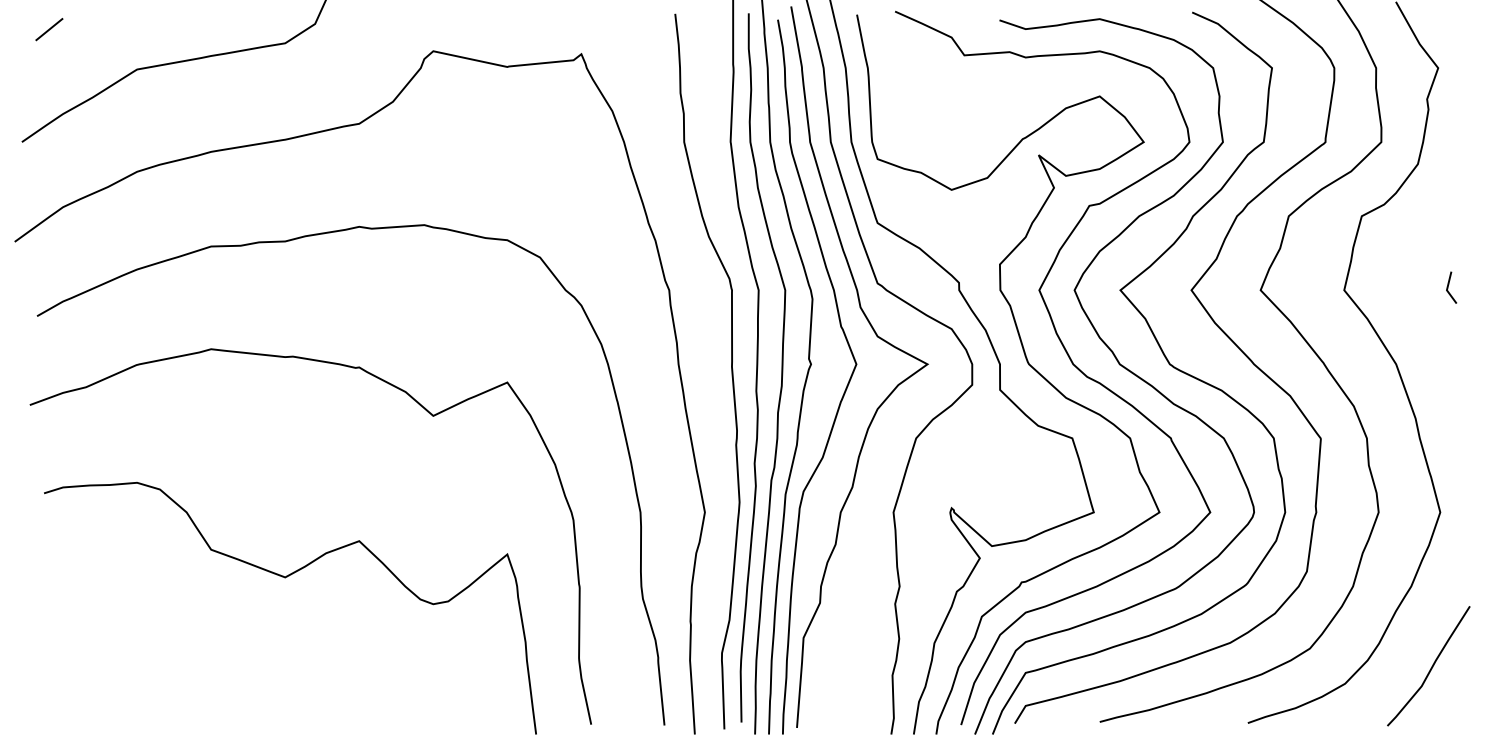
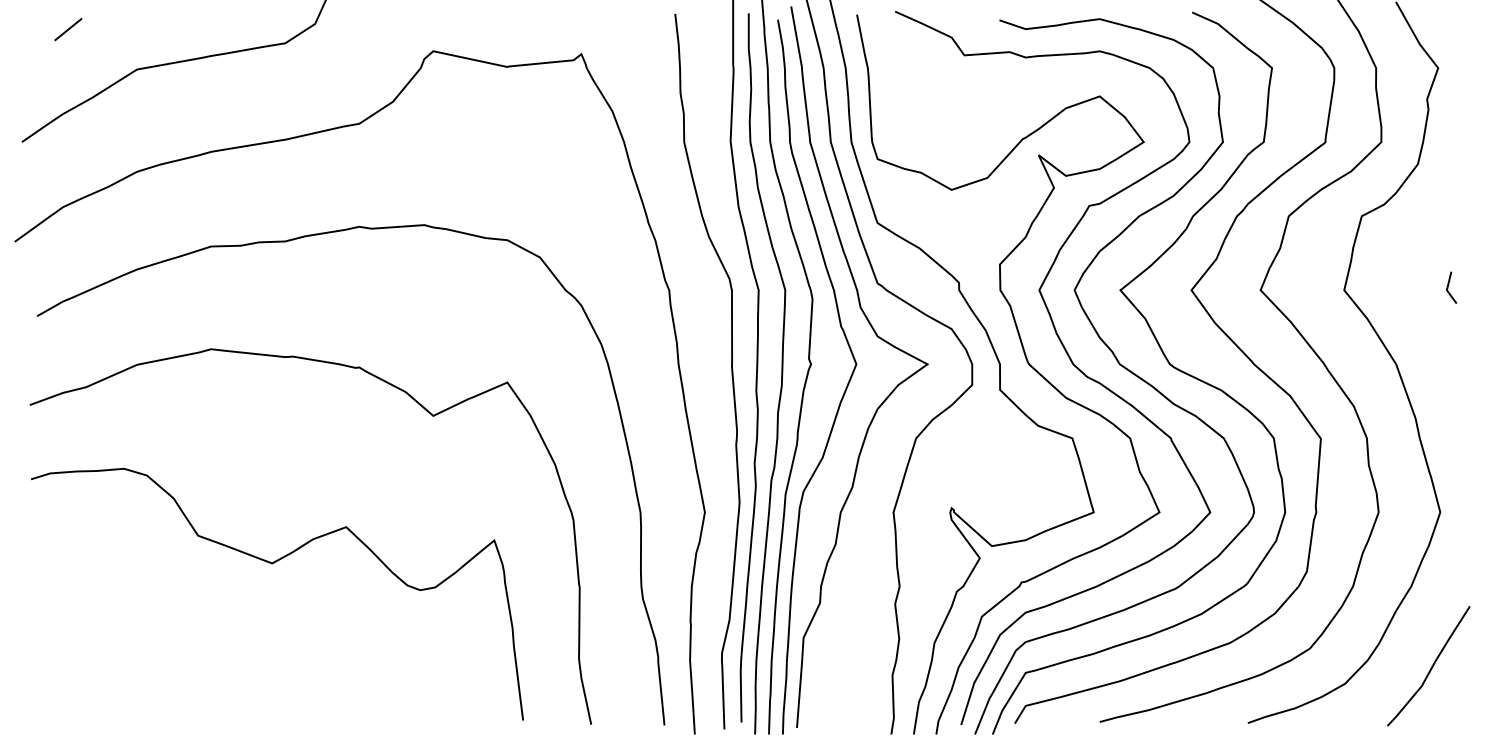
line position: (49, 29) -> (68, 29) (68, 29)
curve position: (285, 578) -> (272, 564) (272, 564)
